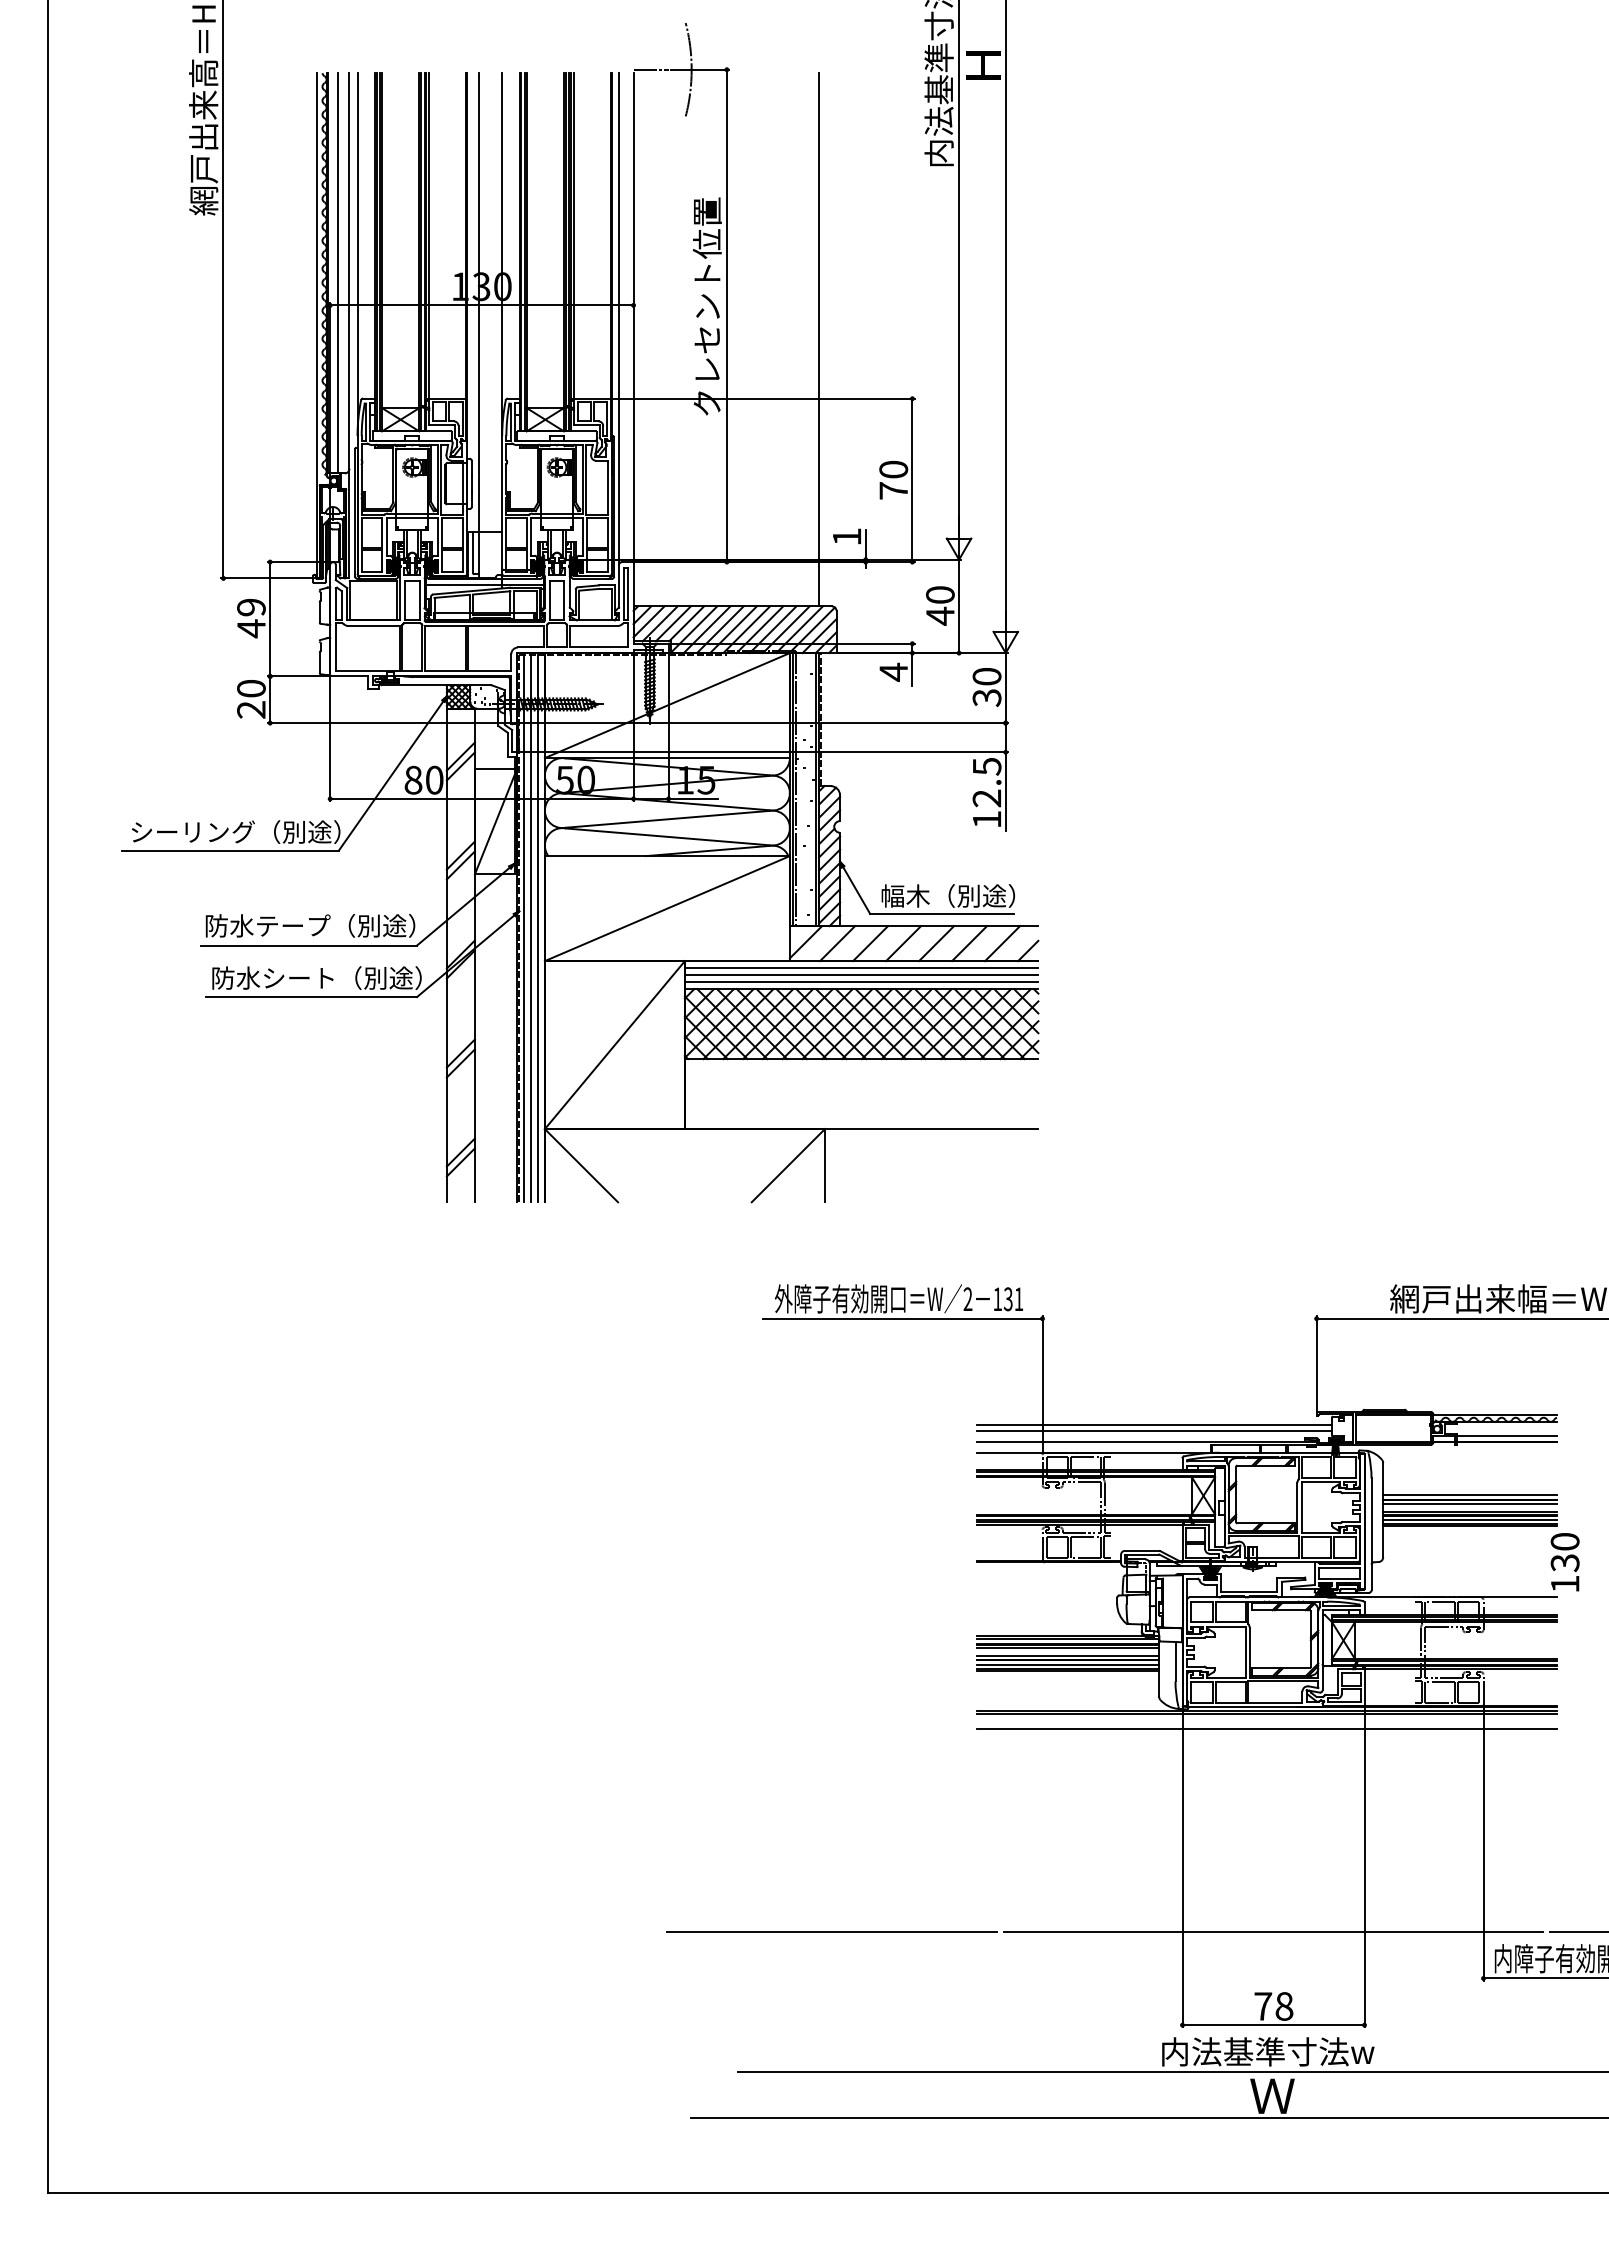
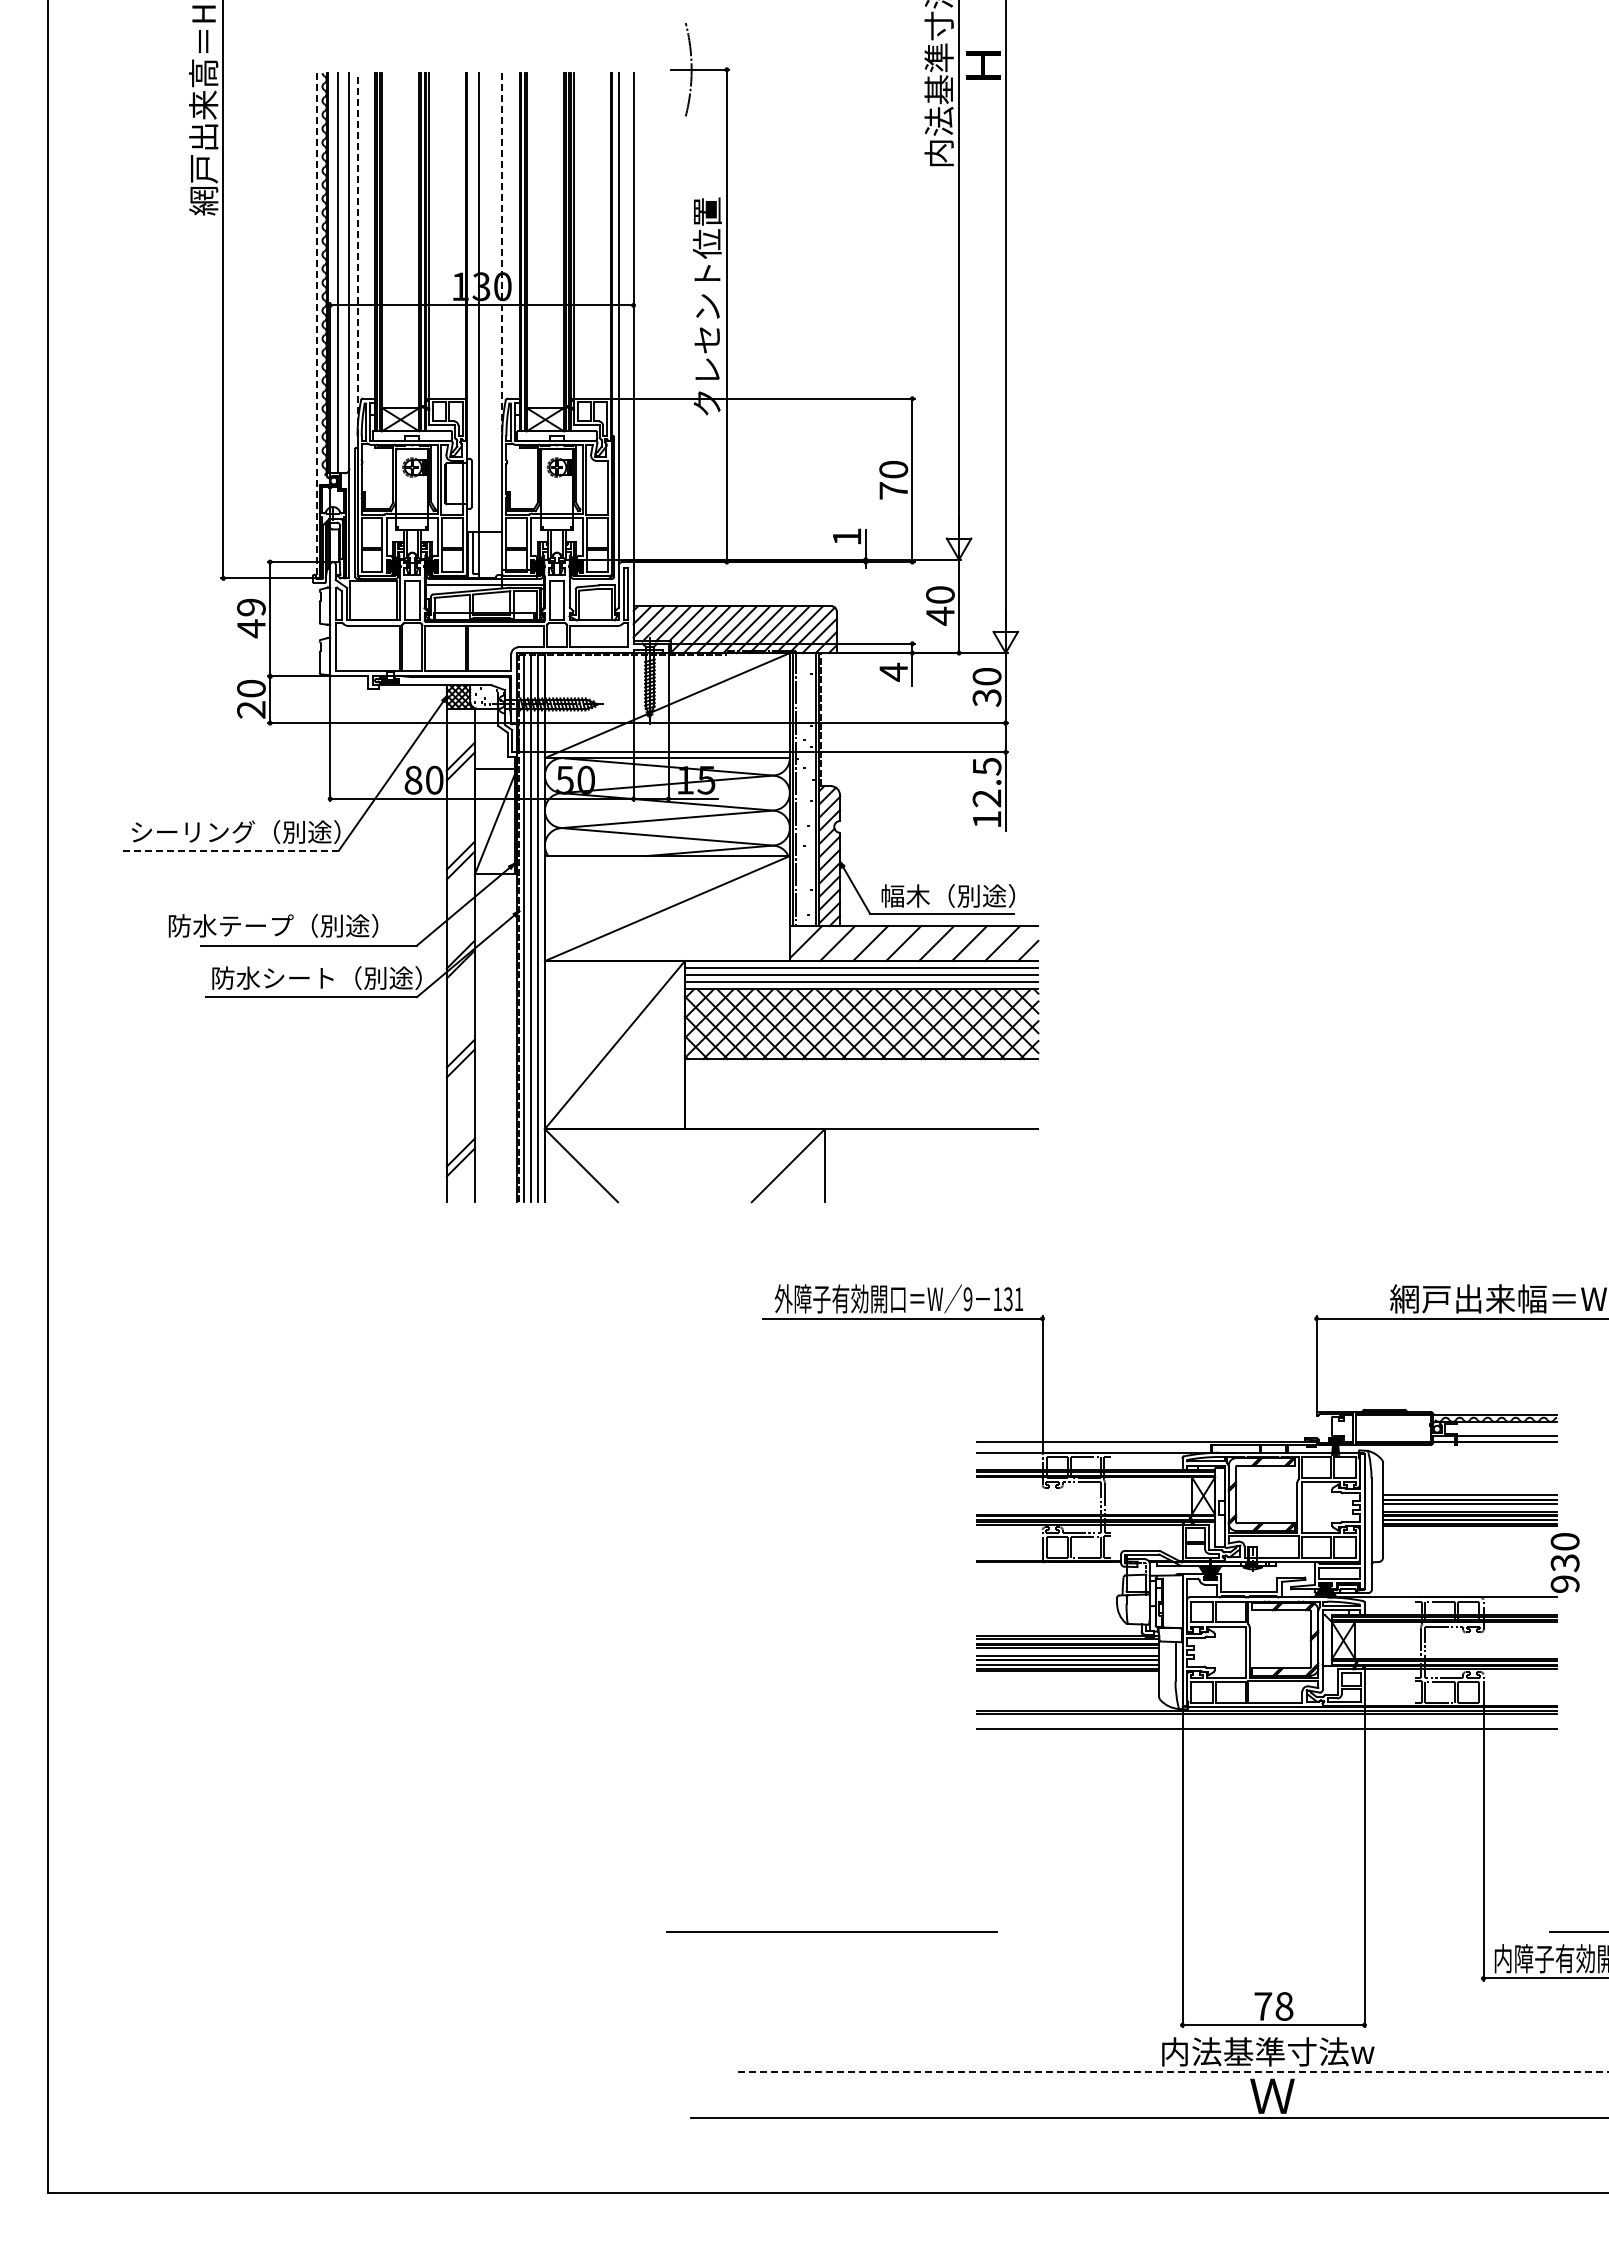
line: present -> none (650, 69)
line: solid -> dashed (357, 254)
line: solid -> dashed (502, 255)
line: solid -> dashed (316, 325)
line: present -> none (819, 339)
line: solid -> dashed (230, 850)
text position: (310, 925) -> (273, 925) (273, 925)
text: 2 -> 9 (967, 1299)
line: present -> none (1154, 1425)
line: present -> none (1154, 1431)
text: 130 -> 930 (1564, 1583)
line: present -> none (1273, 1931)
line: solid -> dashed (1173, 2071)
